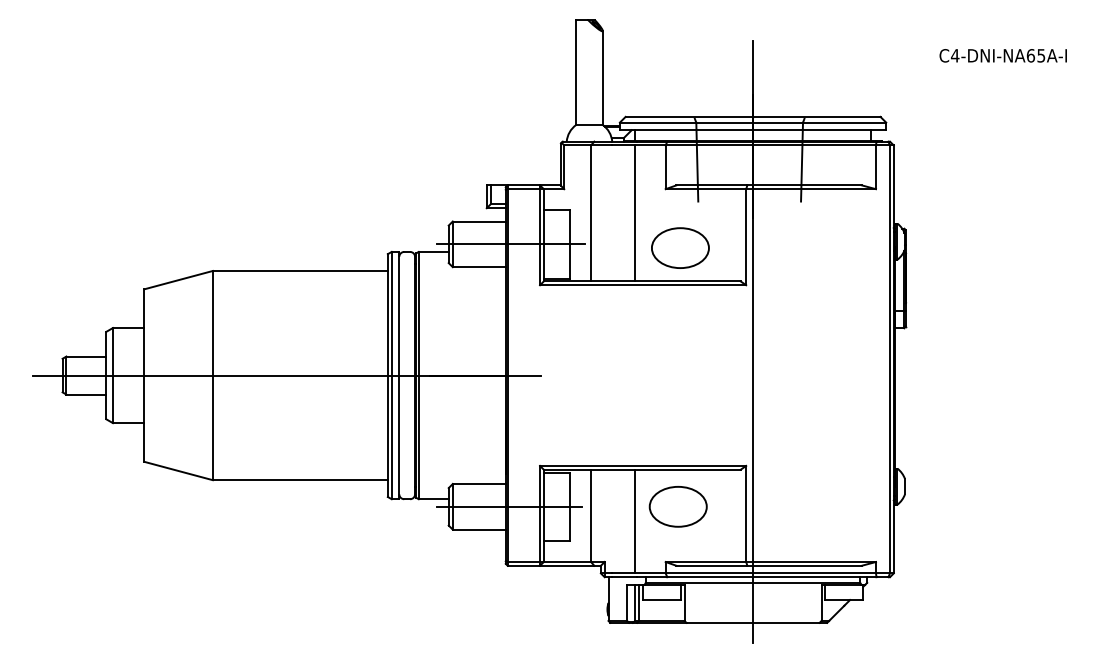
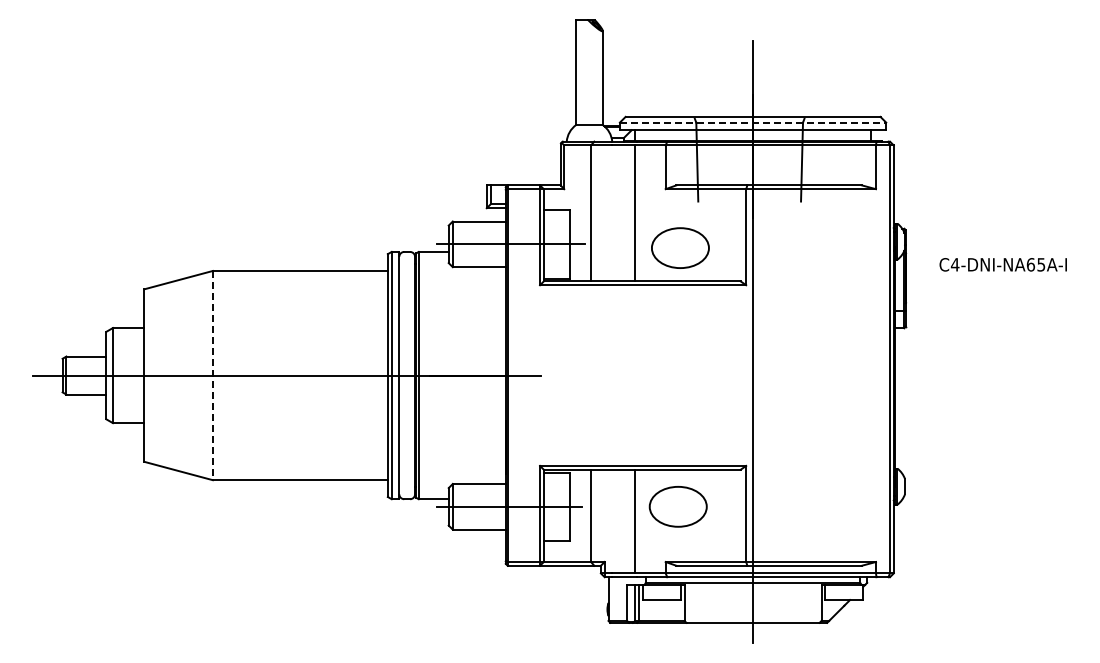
text position: (1002, 55) -> (1002, 264) (1002, 264)
line: solid -> dashed (753, 122)
line: solid -> dashed (212, 375)
